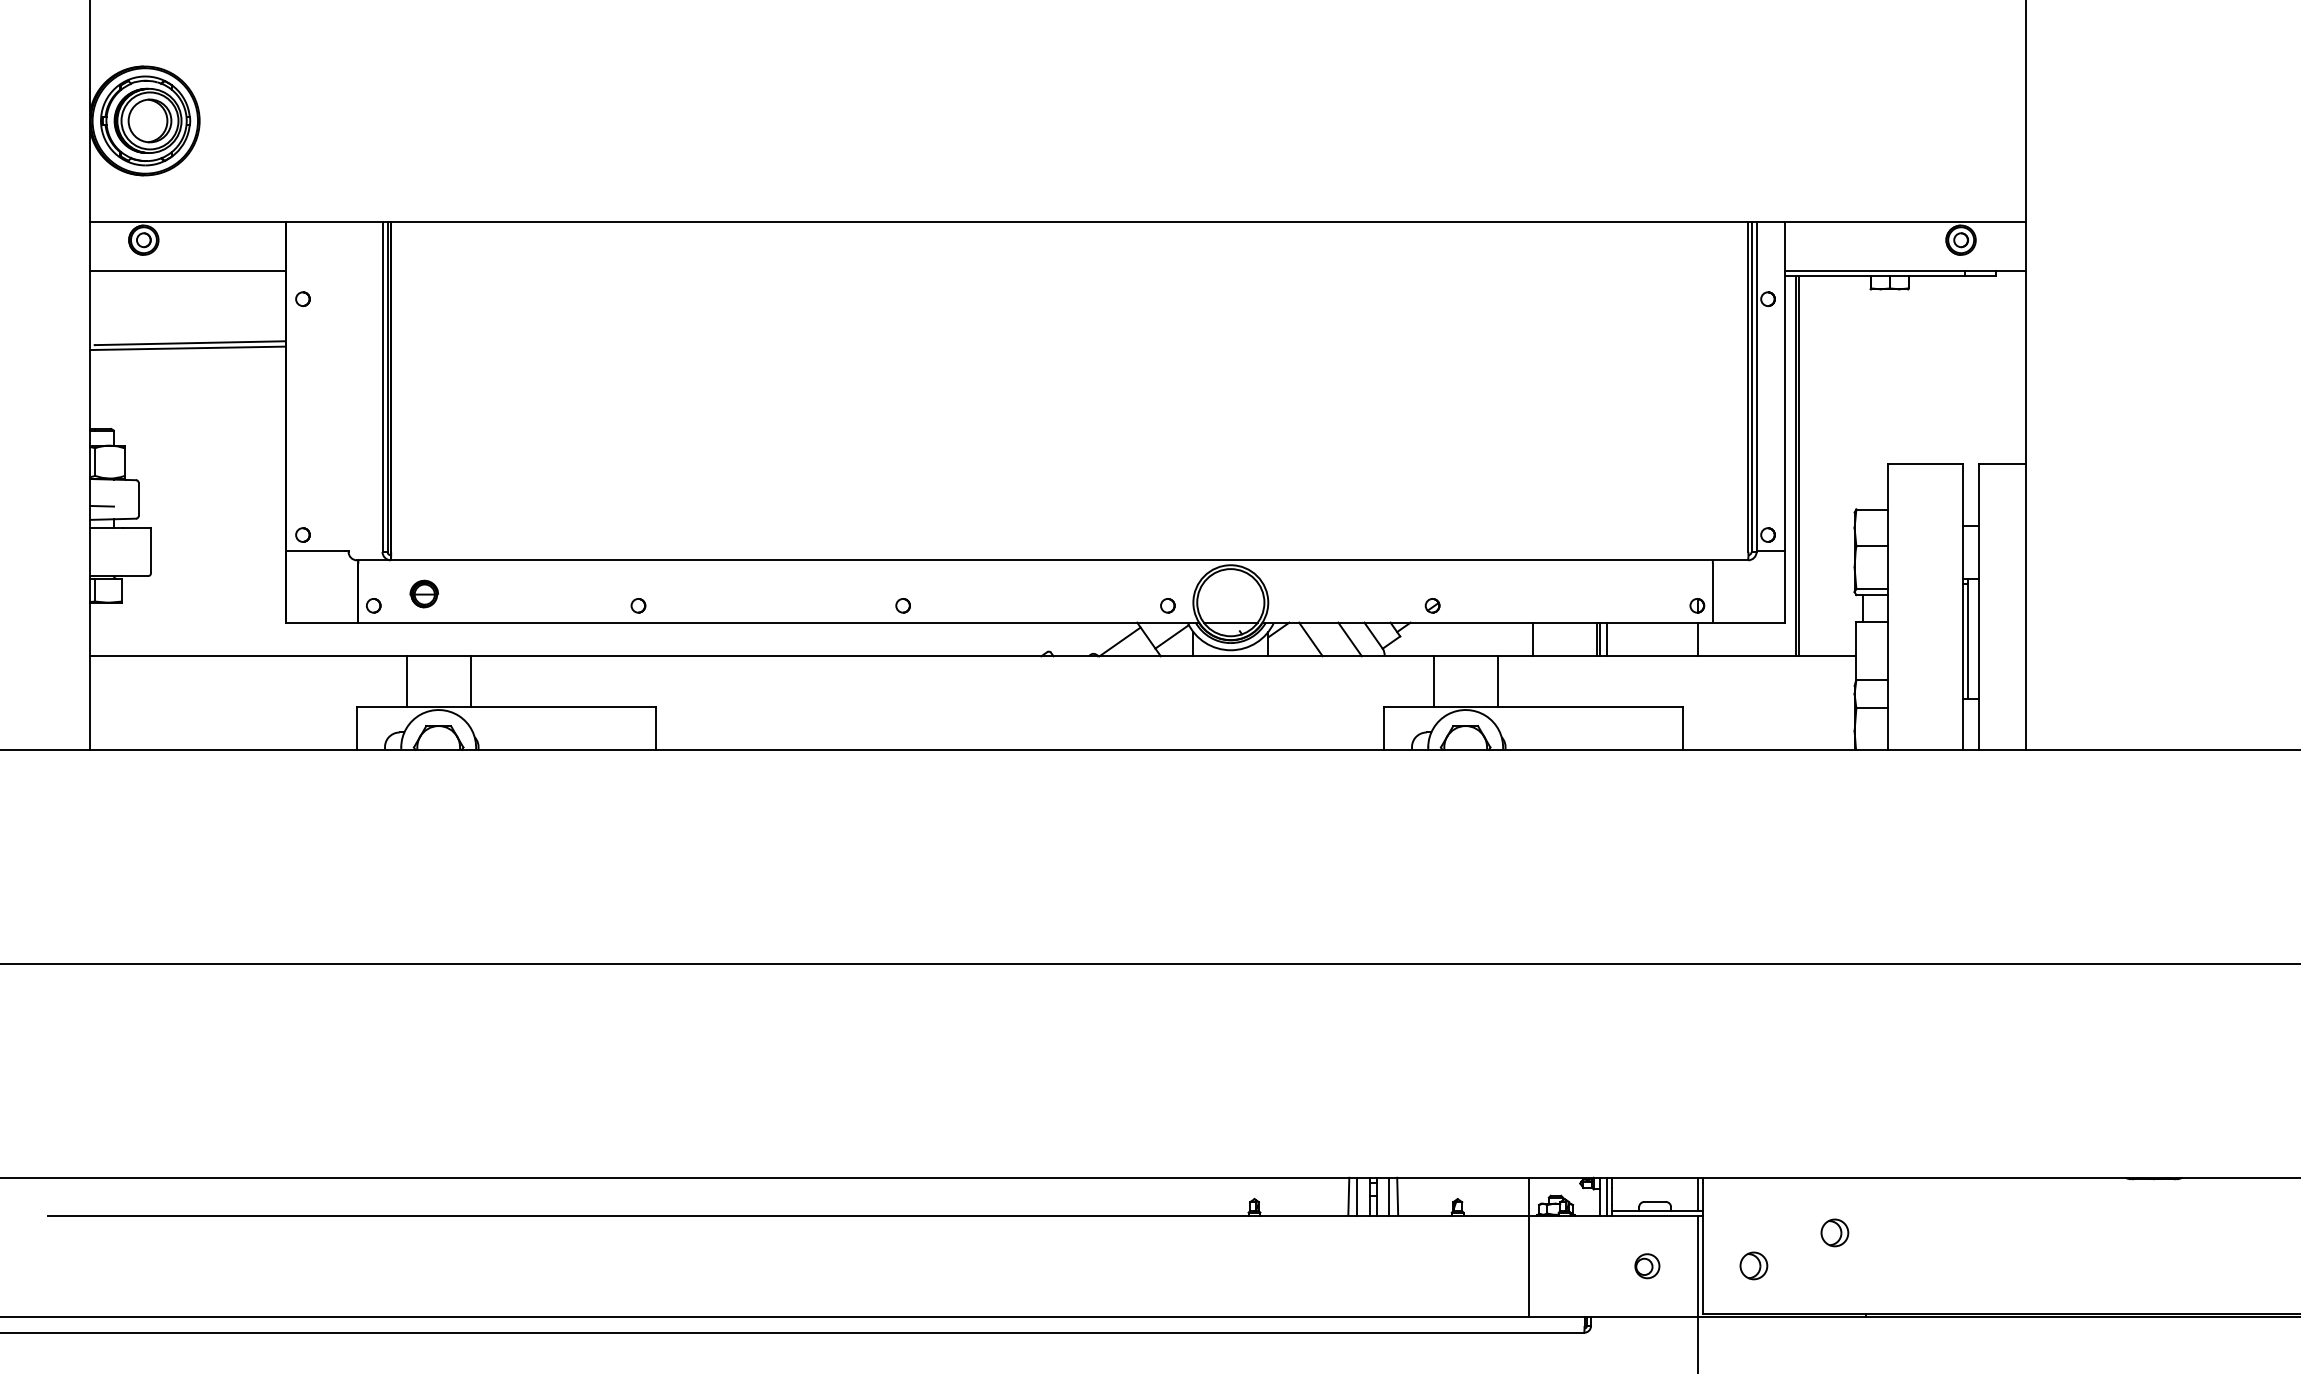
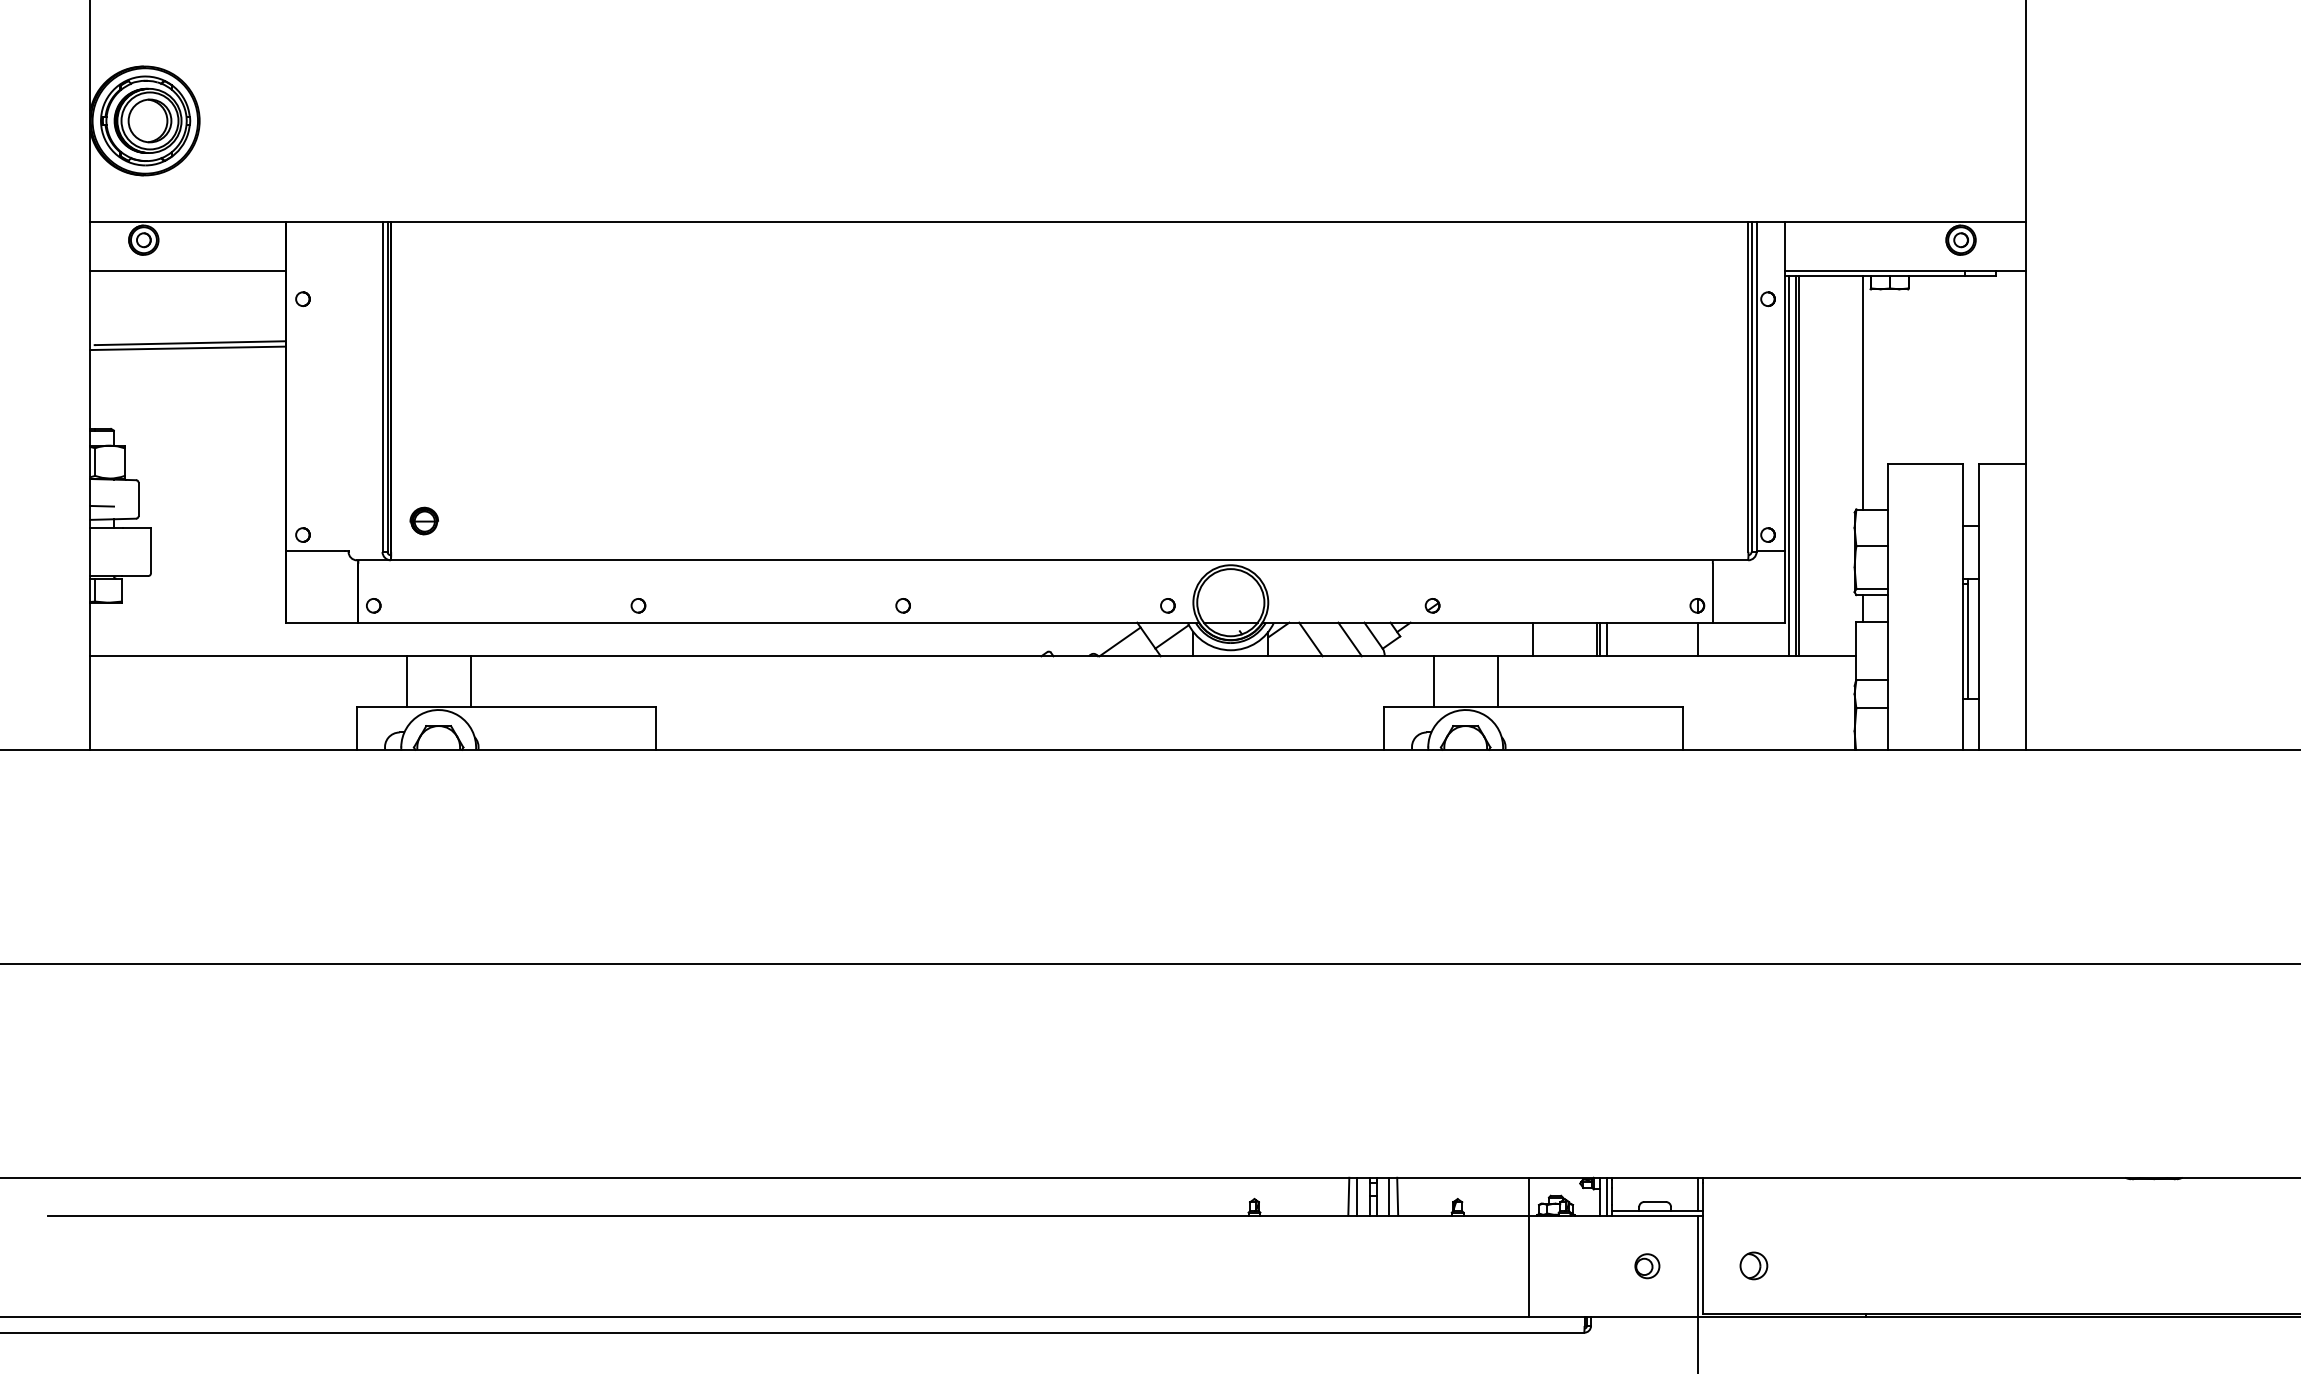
line: none -> present (1863, 392)
line: none -> present (1788, 465)
part position: (423, 593) -> (423, 520) (423, 520)
part: present -> none (1834, 1232)
